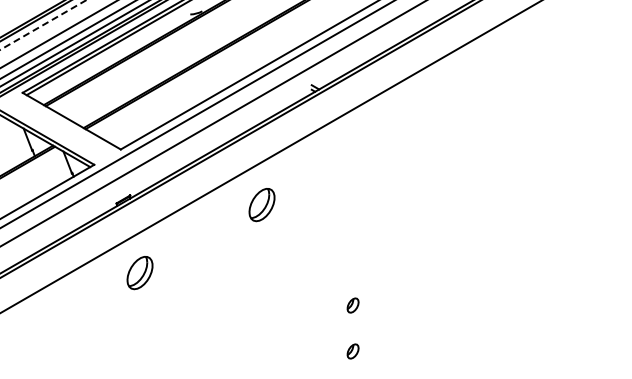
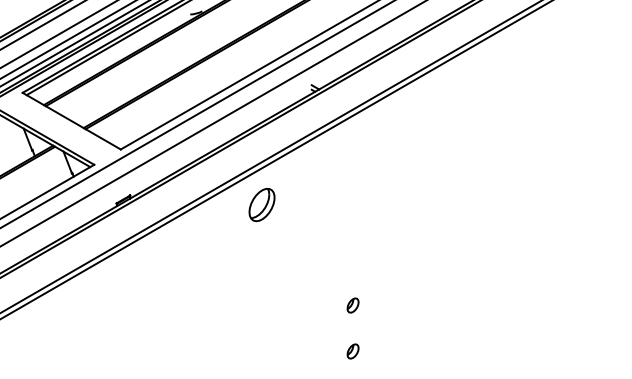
line: dashed -> solid (44, 24)
line: none -> present (275, 160)
part: present -> none (139, 273)
